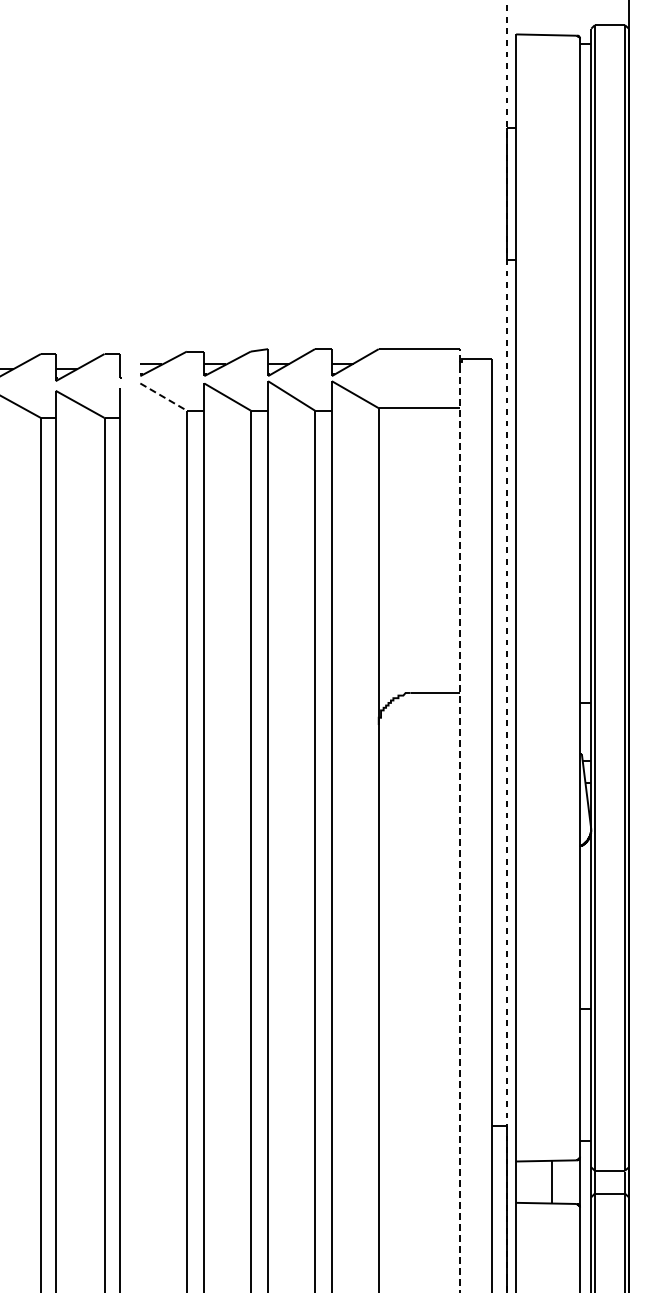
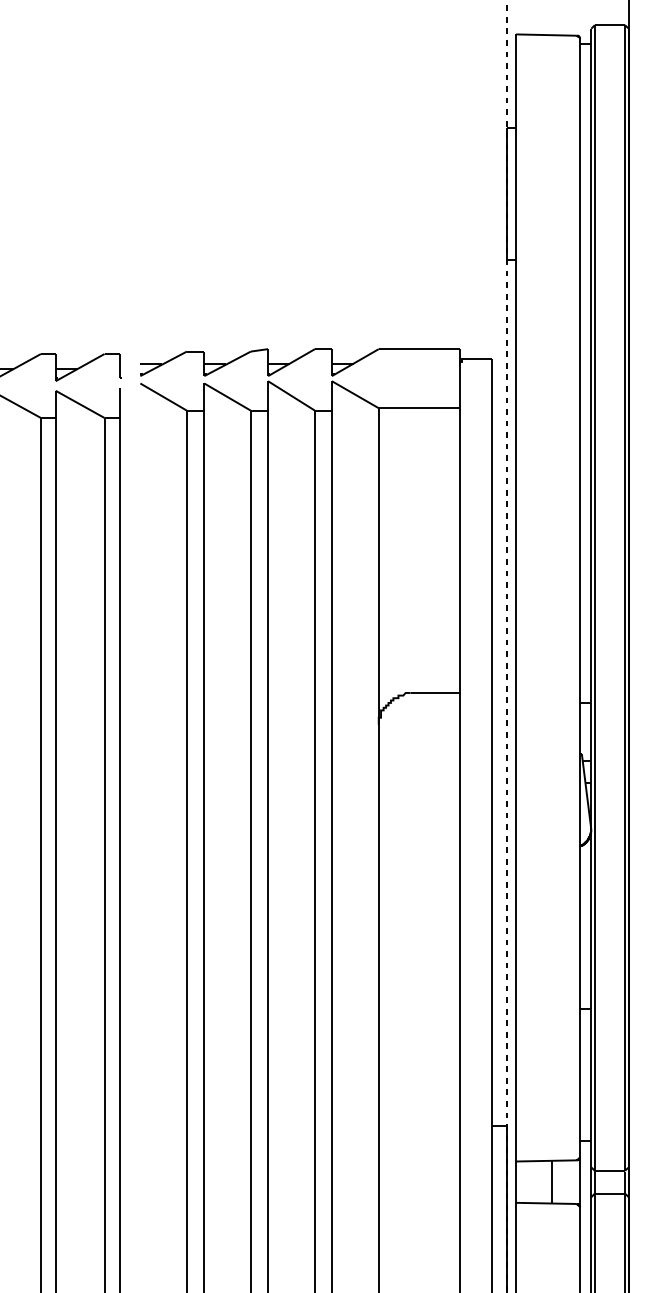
line: dashed -> solid (163, 397)
line: dashed -> solid (459, 821)
